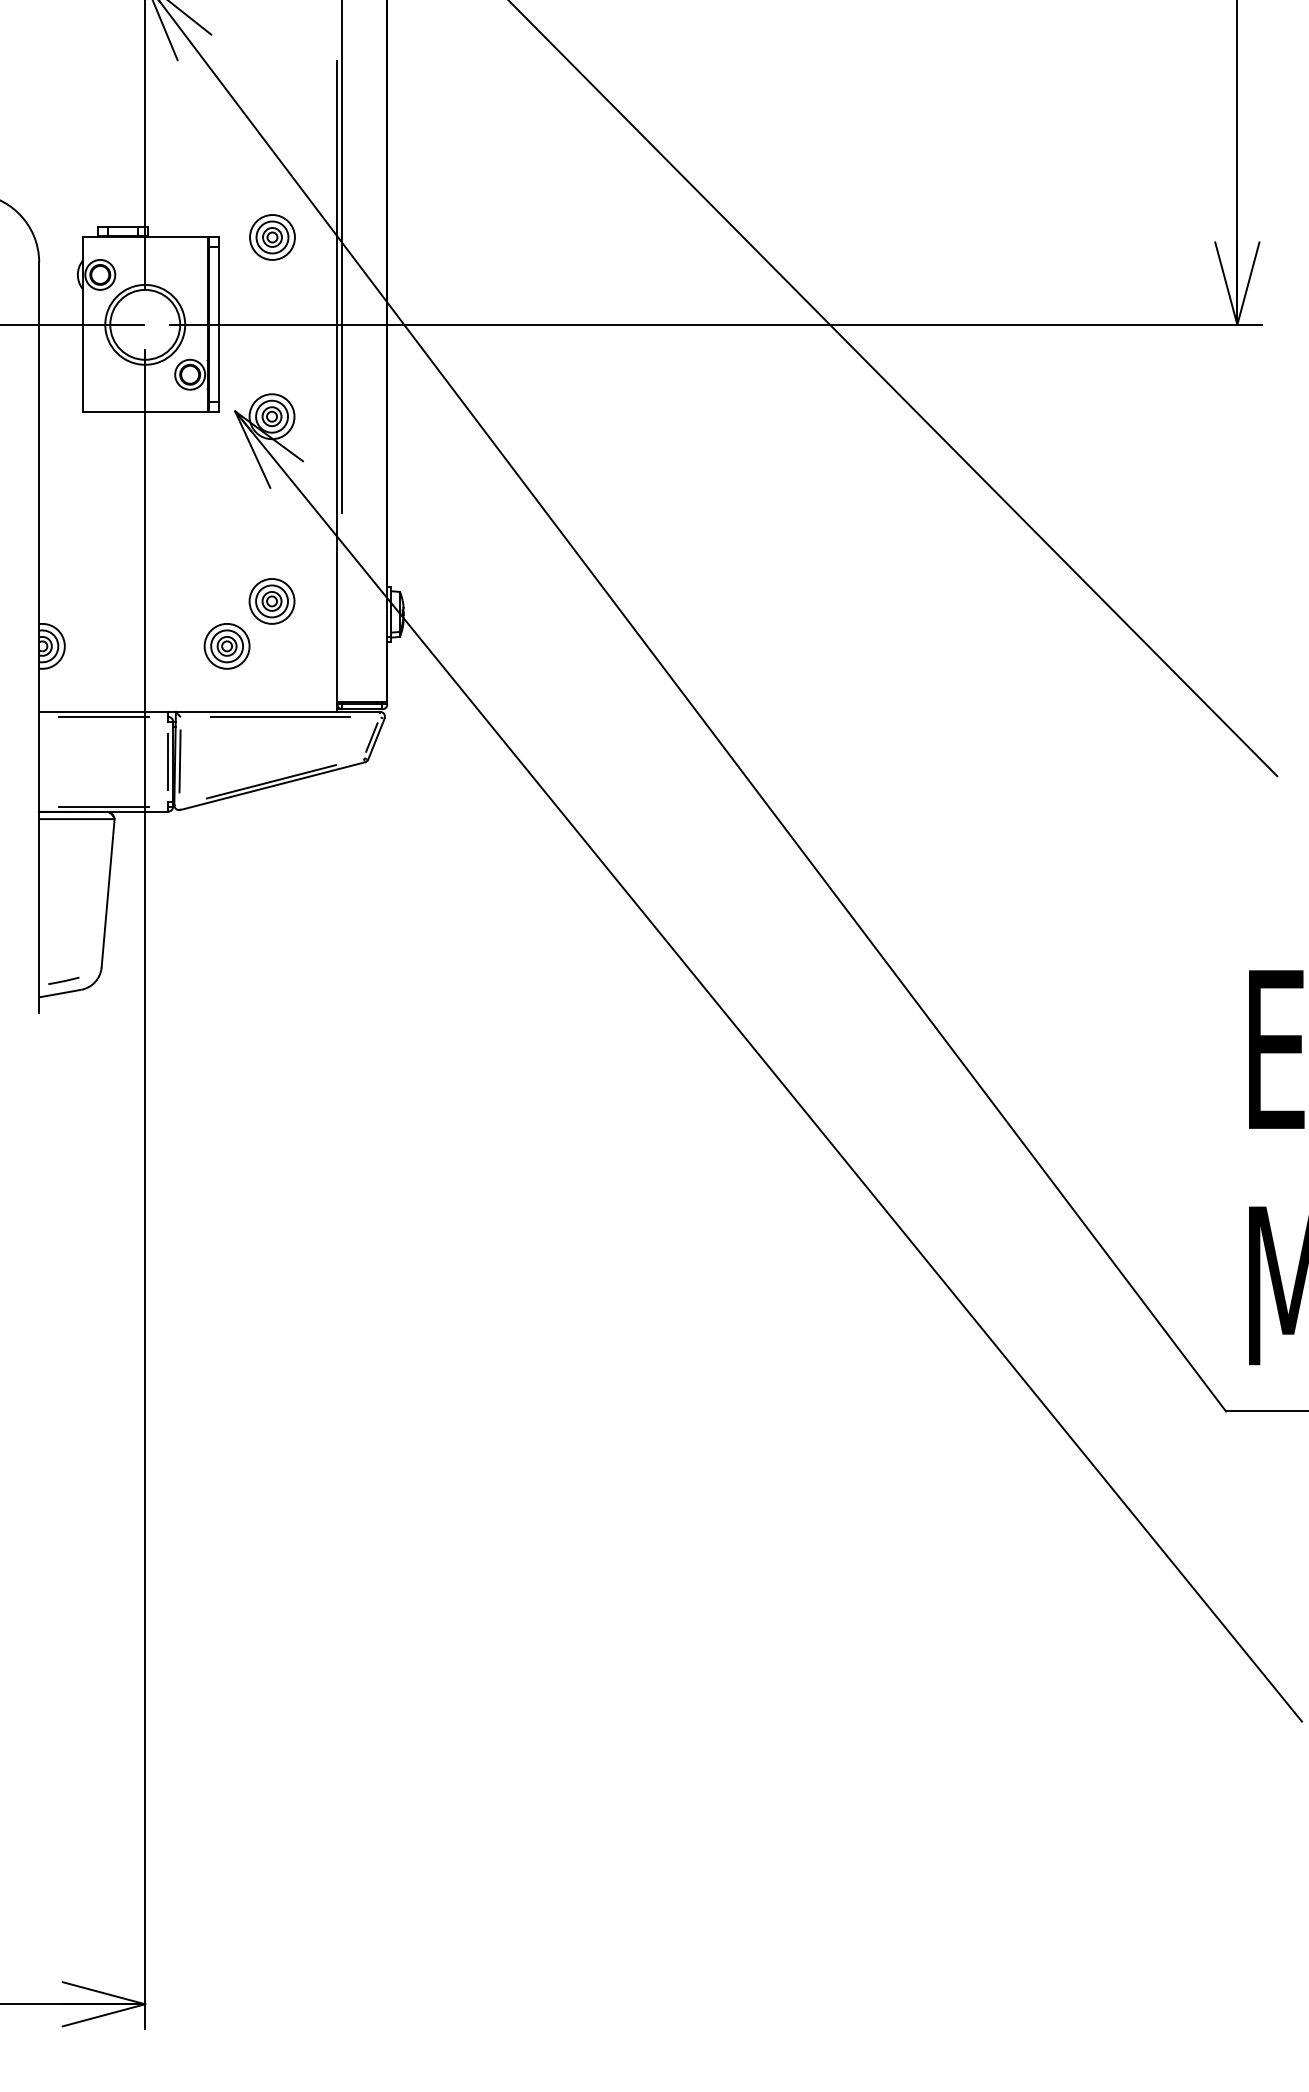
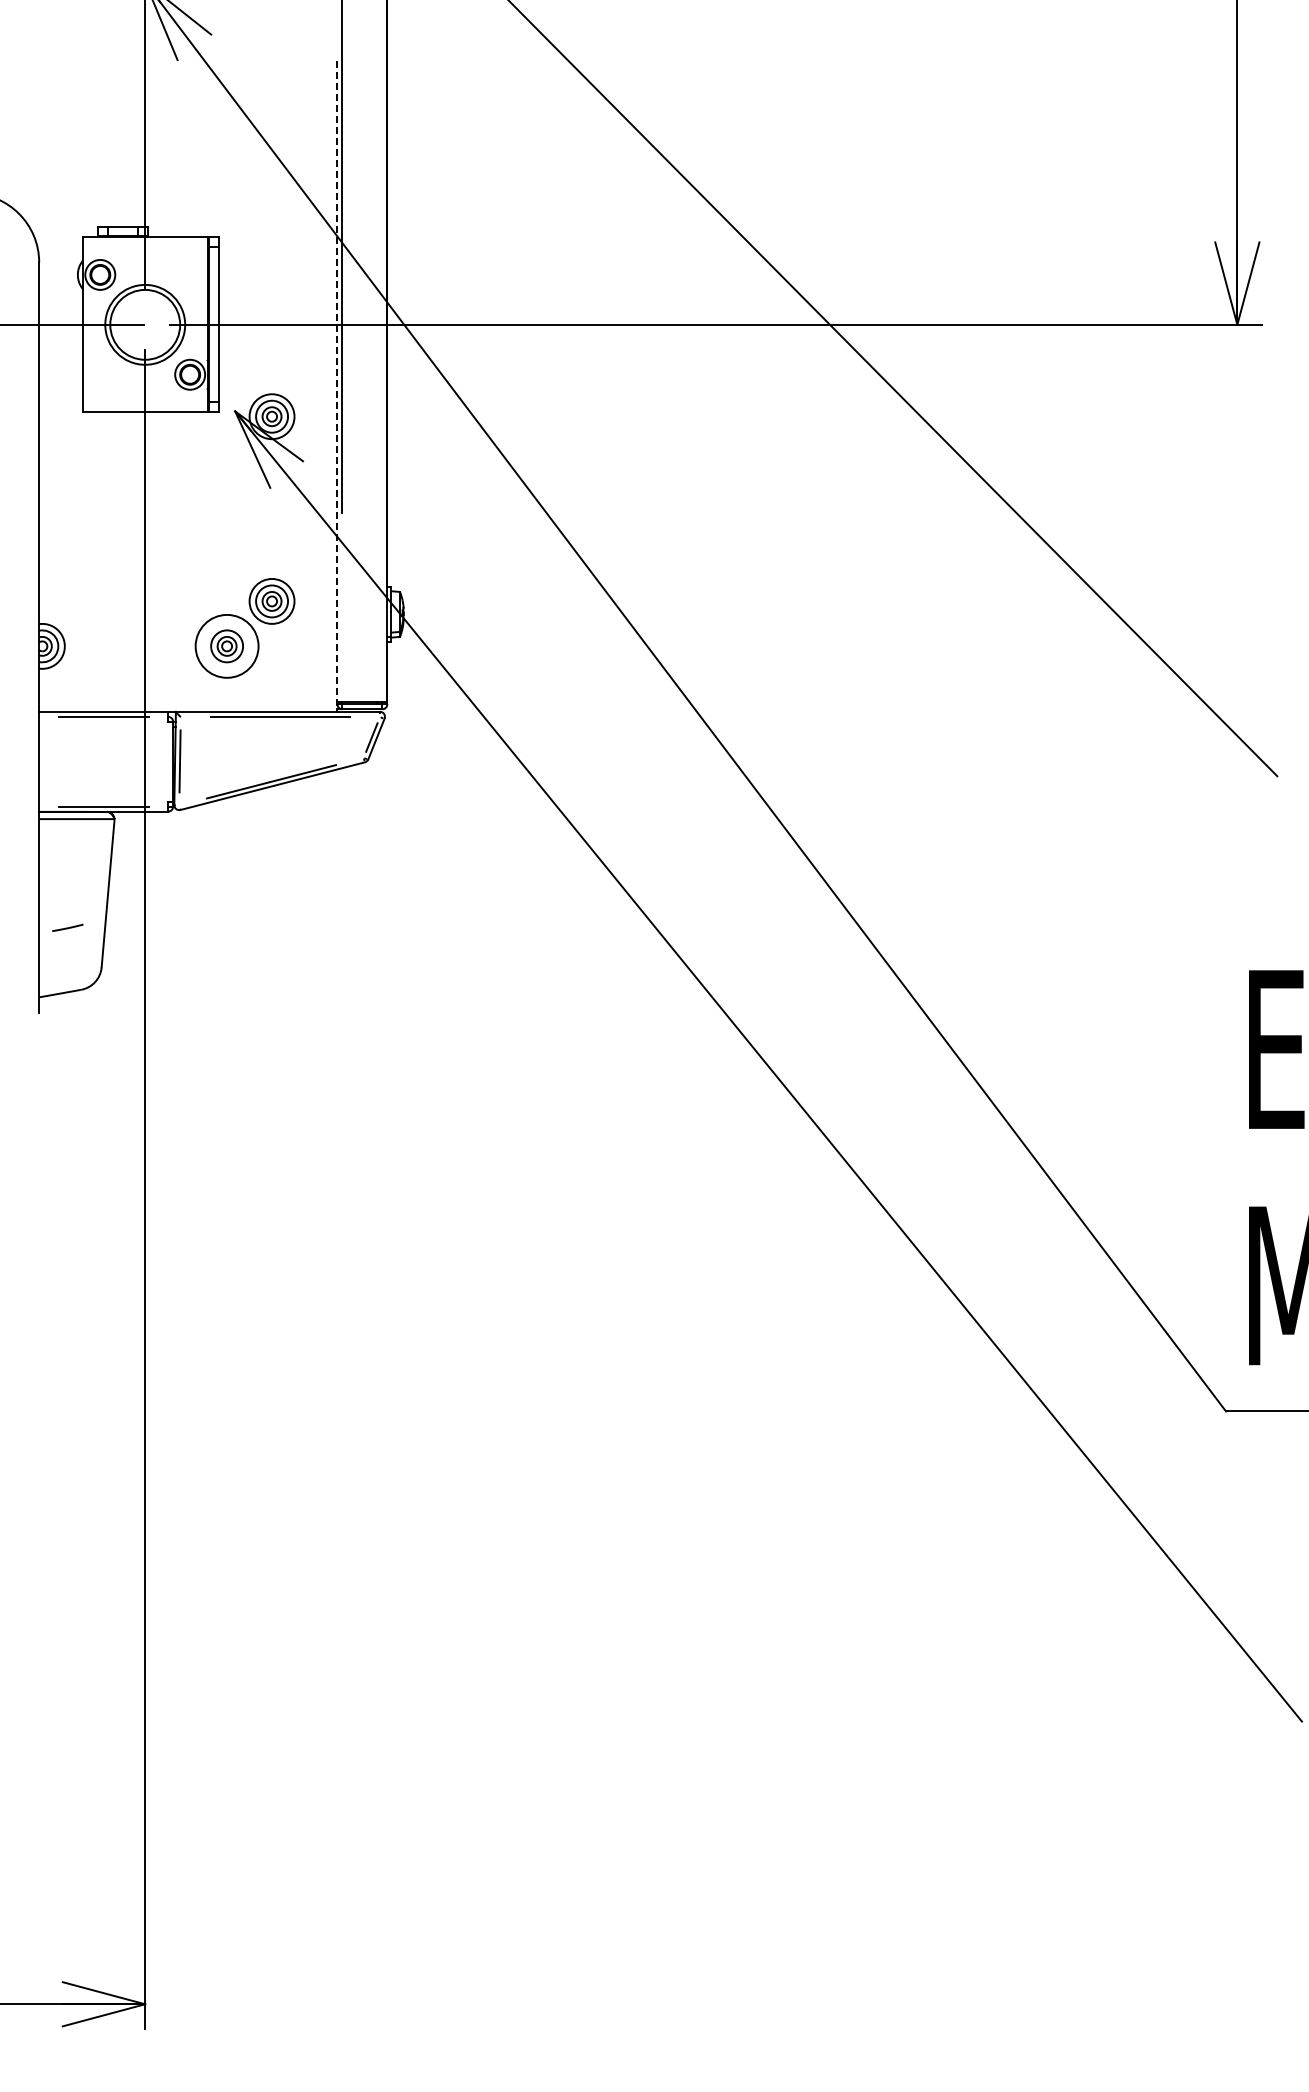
part: present -> none (272, 237)
line: solid -> dashed (337, 387)
circle diameter: 45 px -> 63 px (226, 645)
line: present -> none (168, 761)
line position: (63, 980) -> (67, 927) (67, 927)
